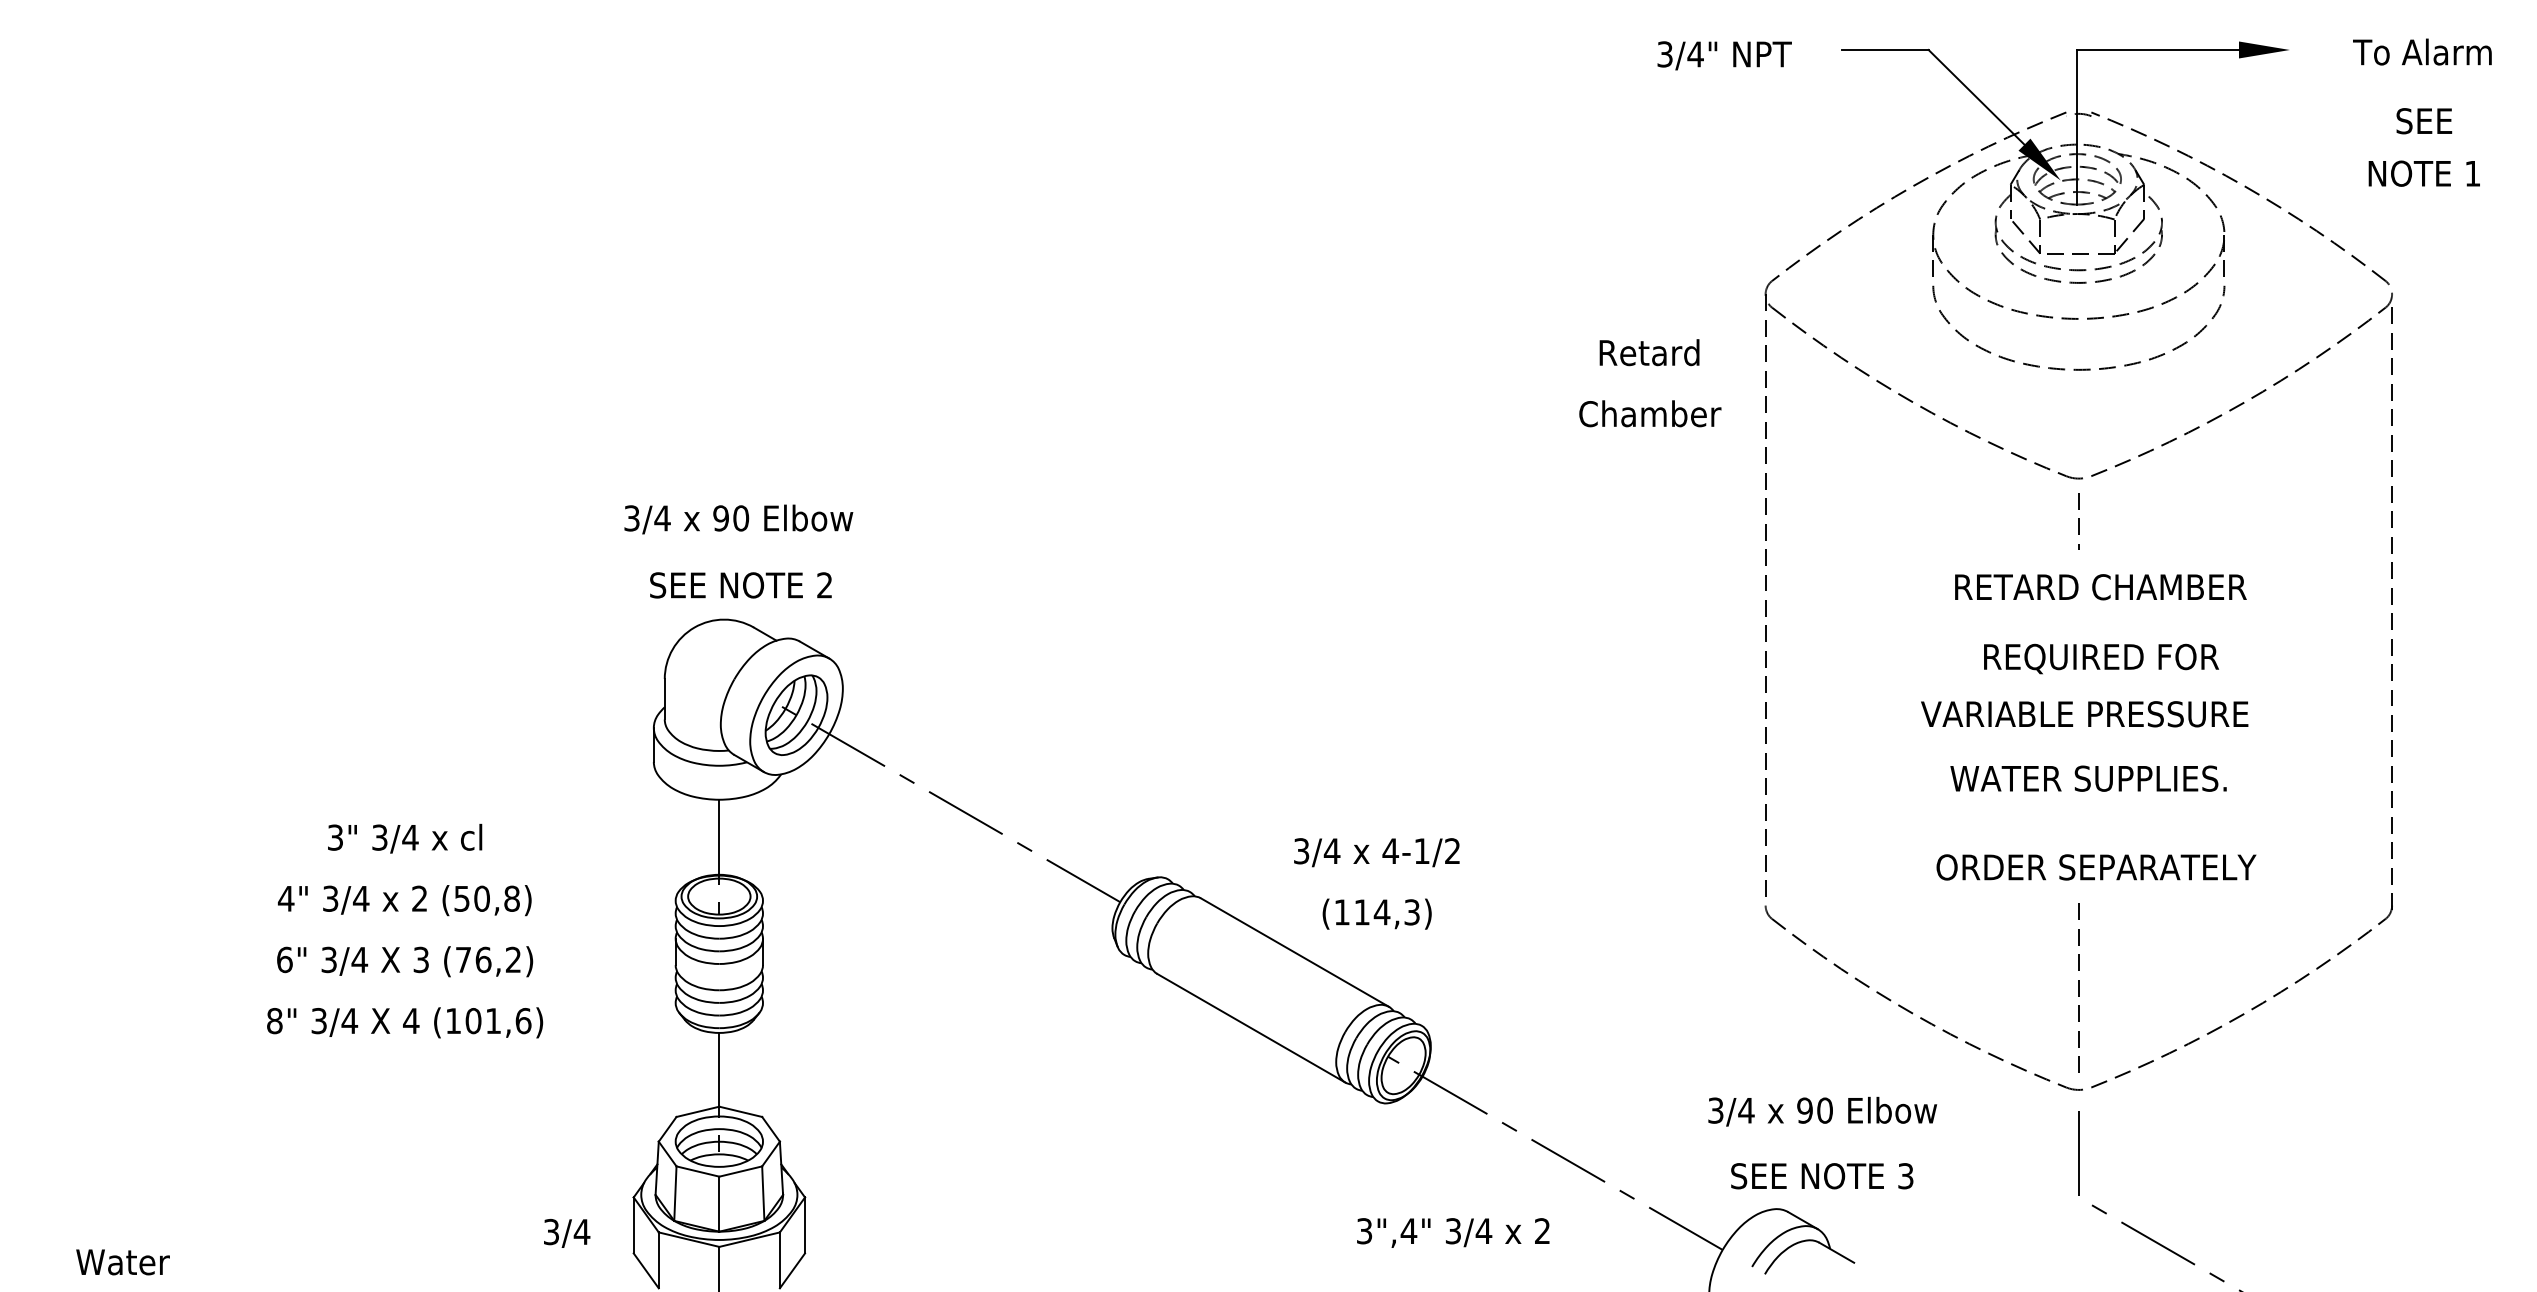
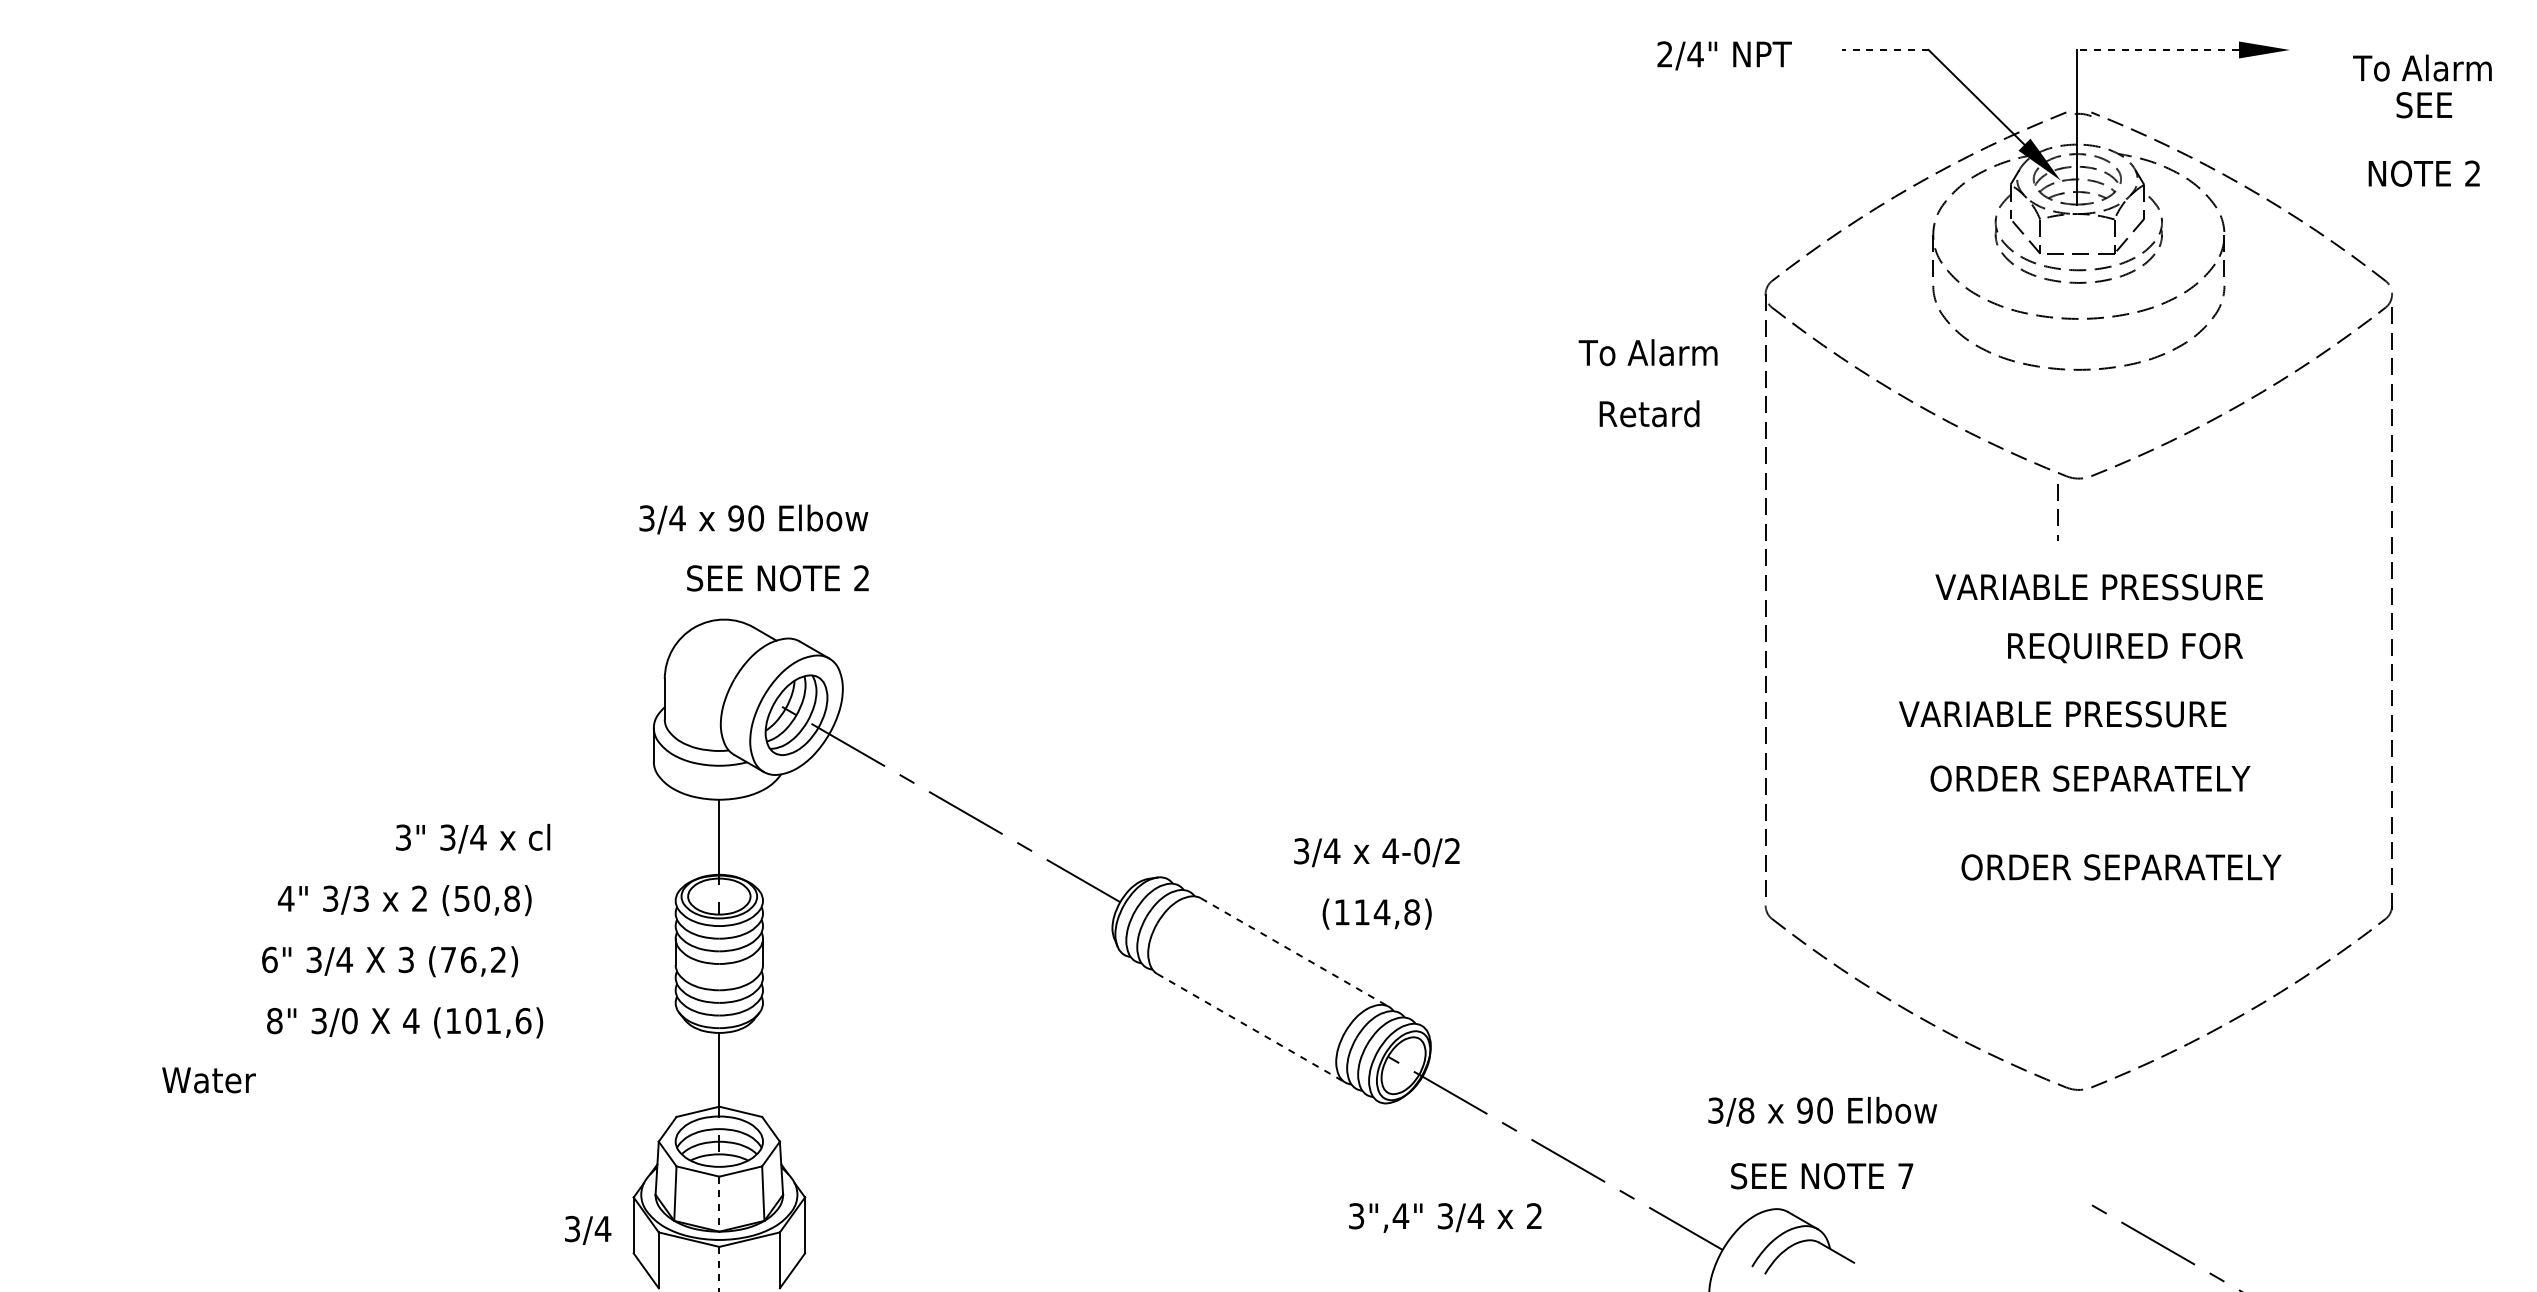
line: solid -> dashed (1885, 50)
line: solid -> dashed (2158, 50)
text position: (2422, 51) -> (2422, 67) (2422, 67)
text: 3/4" -> 2/4" (1664, 54)
text position: (2424, 121) -> (2424, 105) (2424, 105)
text: 1 -> 2 (2472, 173)
text: Retard -> To Alarm (1647, 352)
text: Chamber -> Retard (1650, 413)
text position: (738, 519) -> (753, 519) (753, 519)
line position: (2078, 521) -> (2057, 512) (2057, 512)
text position: (740, 585) -> (777, 578) (777, 578)
text: RETARD CHAMBER -> VARIABLE PRESSURE (2098, 587)
text position: (2101, 658) -> (2125, 647) (2125, 647)
text position: (2084, 714) -> (2062, 714) (2062, 714)
text: WATER SUPPLIES. -> ORDER SEPARATELY (2090, 778)
text position: (405, 838) -> (473, 838) (473, 838)
text: 4-1/2 -> 4-0/2 (1421, 851)
text position: (2096, 867) -> (2121, 867) (2121, 867)
text: 3/4 -> 3/3 (360, 898)
text: (114,3) -> (114,8) (1411, 912)
line: solid -> dashed (1294, 952)
text position: (405, 961) -> (390, 961) (390, 961)
line: present -> none (2078, 987)
text: 3/4 -> 3/0 (349, 1021)
line: solid -> dashed (1251, 1028)
text: 3/4 -> 3/8 (1746, 1110)
line: present -> none (2078, 1153)
text: 3 -> 7 (1905, 1176)
line: solid -> dashed (719, 1204)
text position: (1453, 1232) -> (1445, 1217) (1445, 1217)
text position: (567, 1233) -> (588, 1230) (588, 1230)
text position: (122, 1262) -> (208, 1080) (208, 1080)
line: solid -> dashed (719, 1269)
